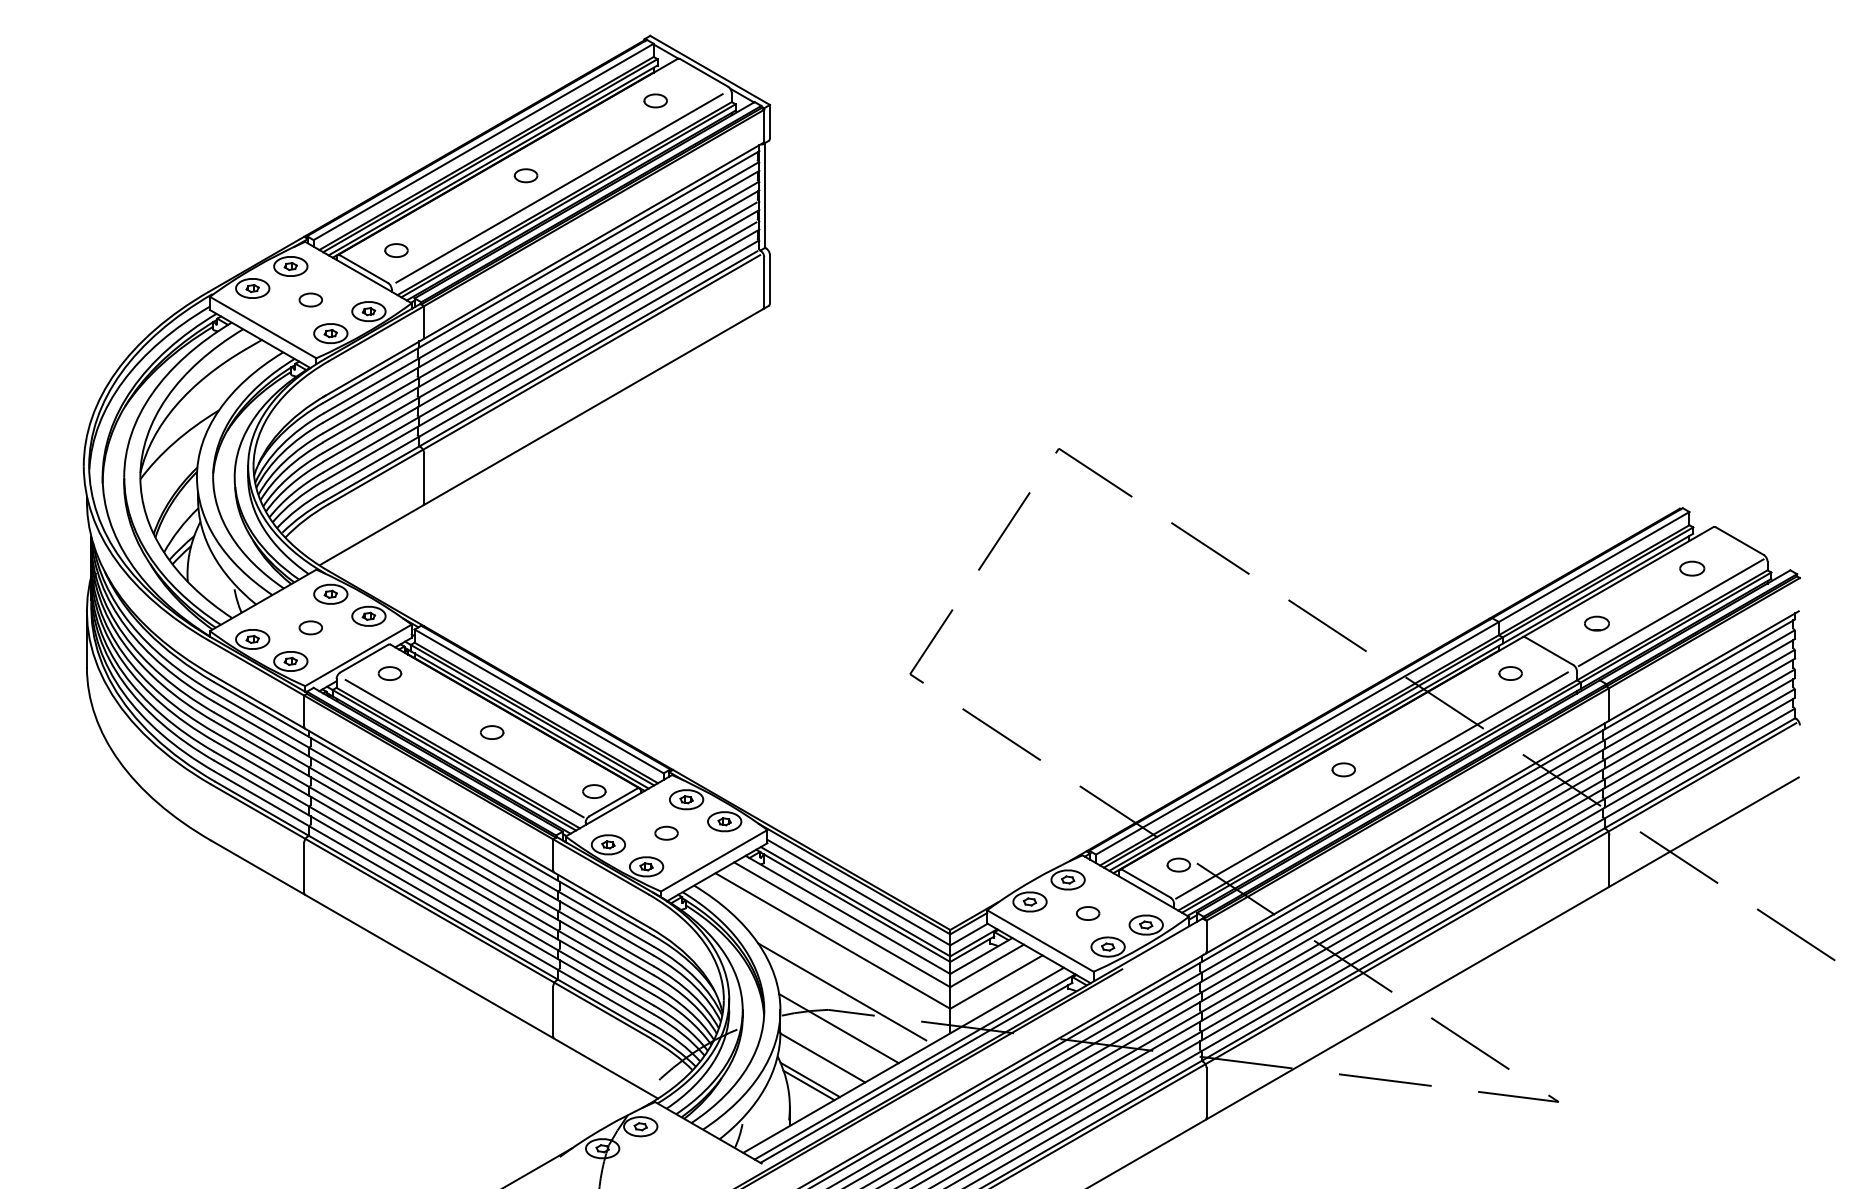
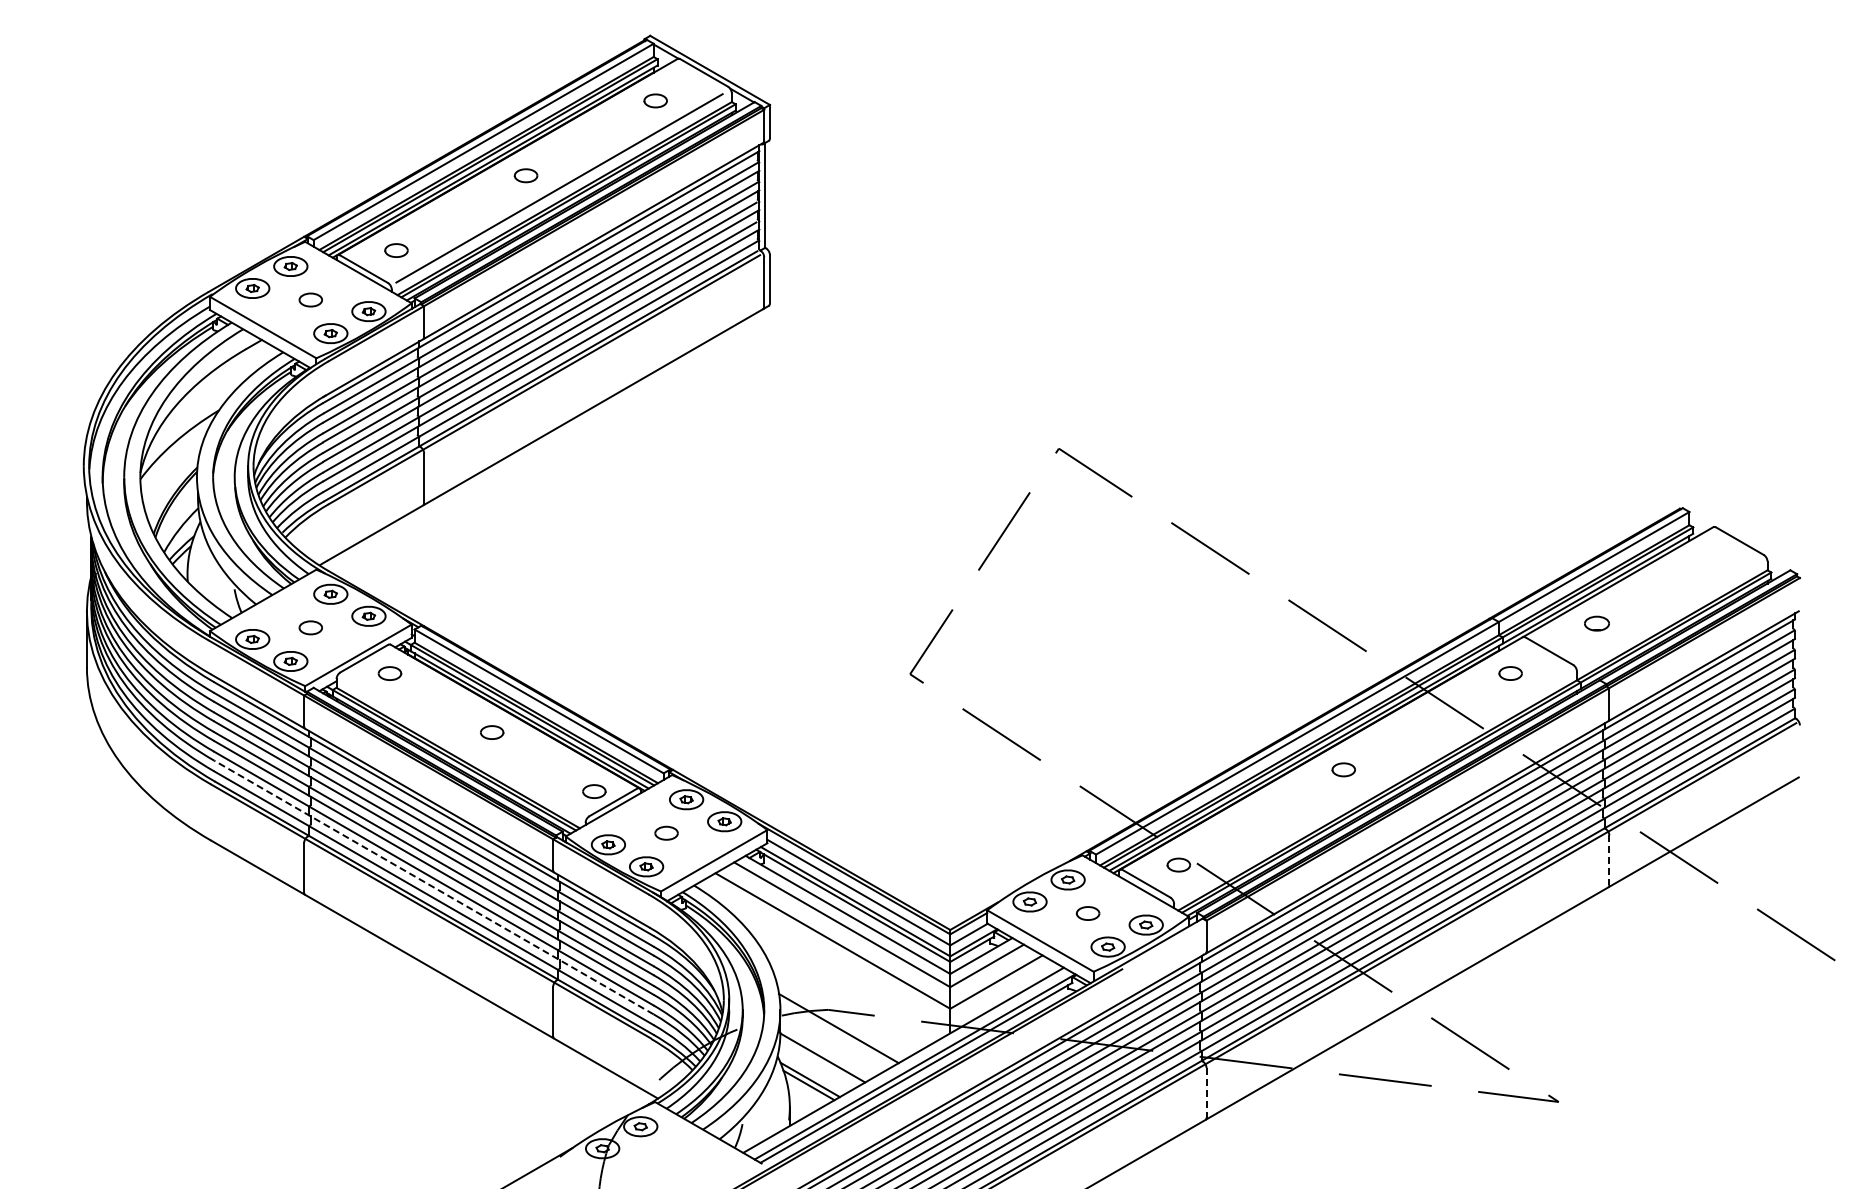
part: present -> none (1692, 568)
line: present -> none (1670, 612)
line: present -> none (464, 748)
line: present -> none (1371, 785)
line: solid -> dashed (1609, 860)
line: solid -> dashed (433, 887)
line: present -> none (842, 991)
line: solid -> dashed (1206, 1092)
